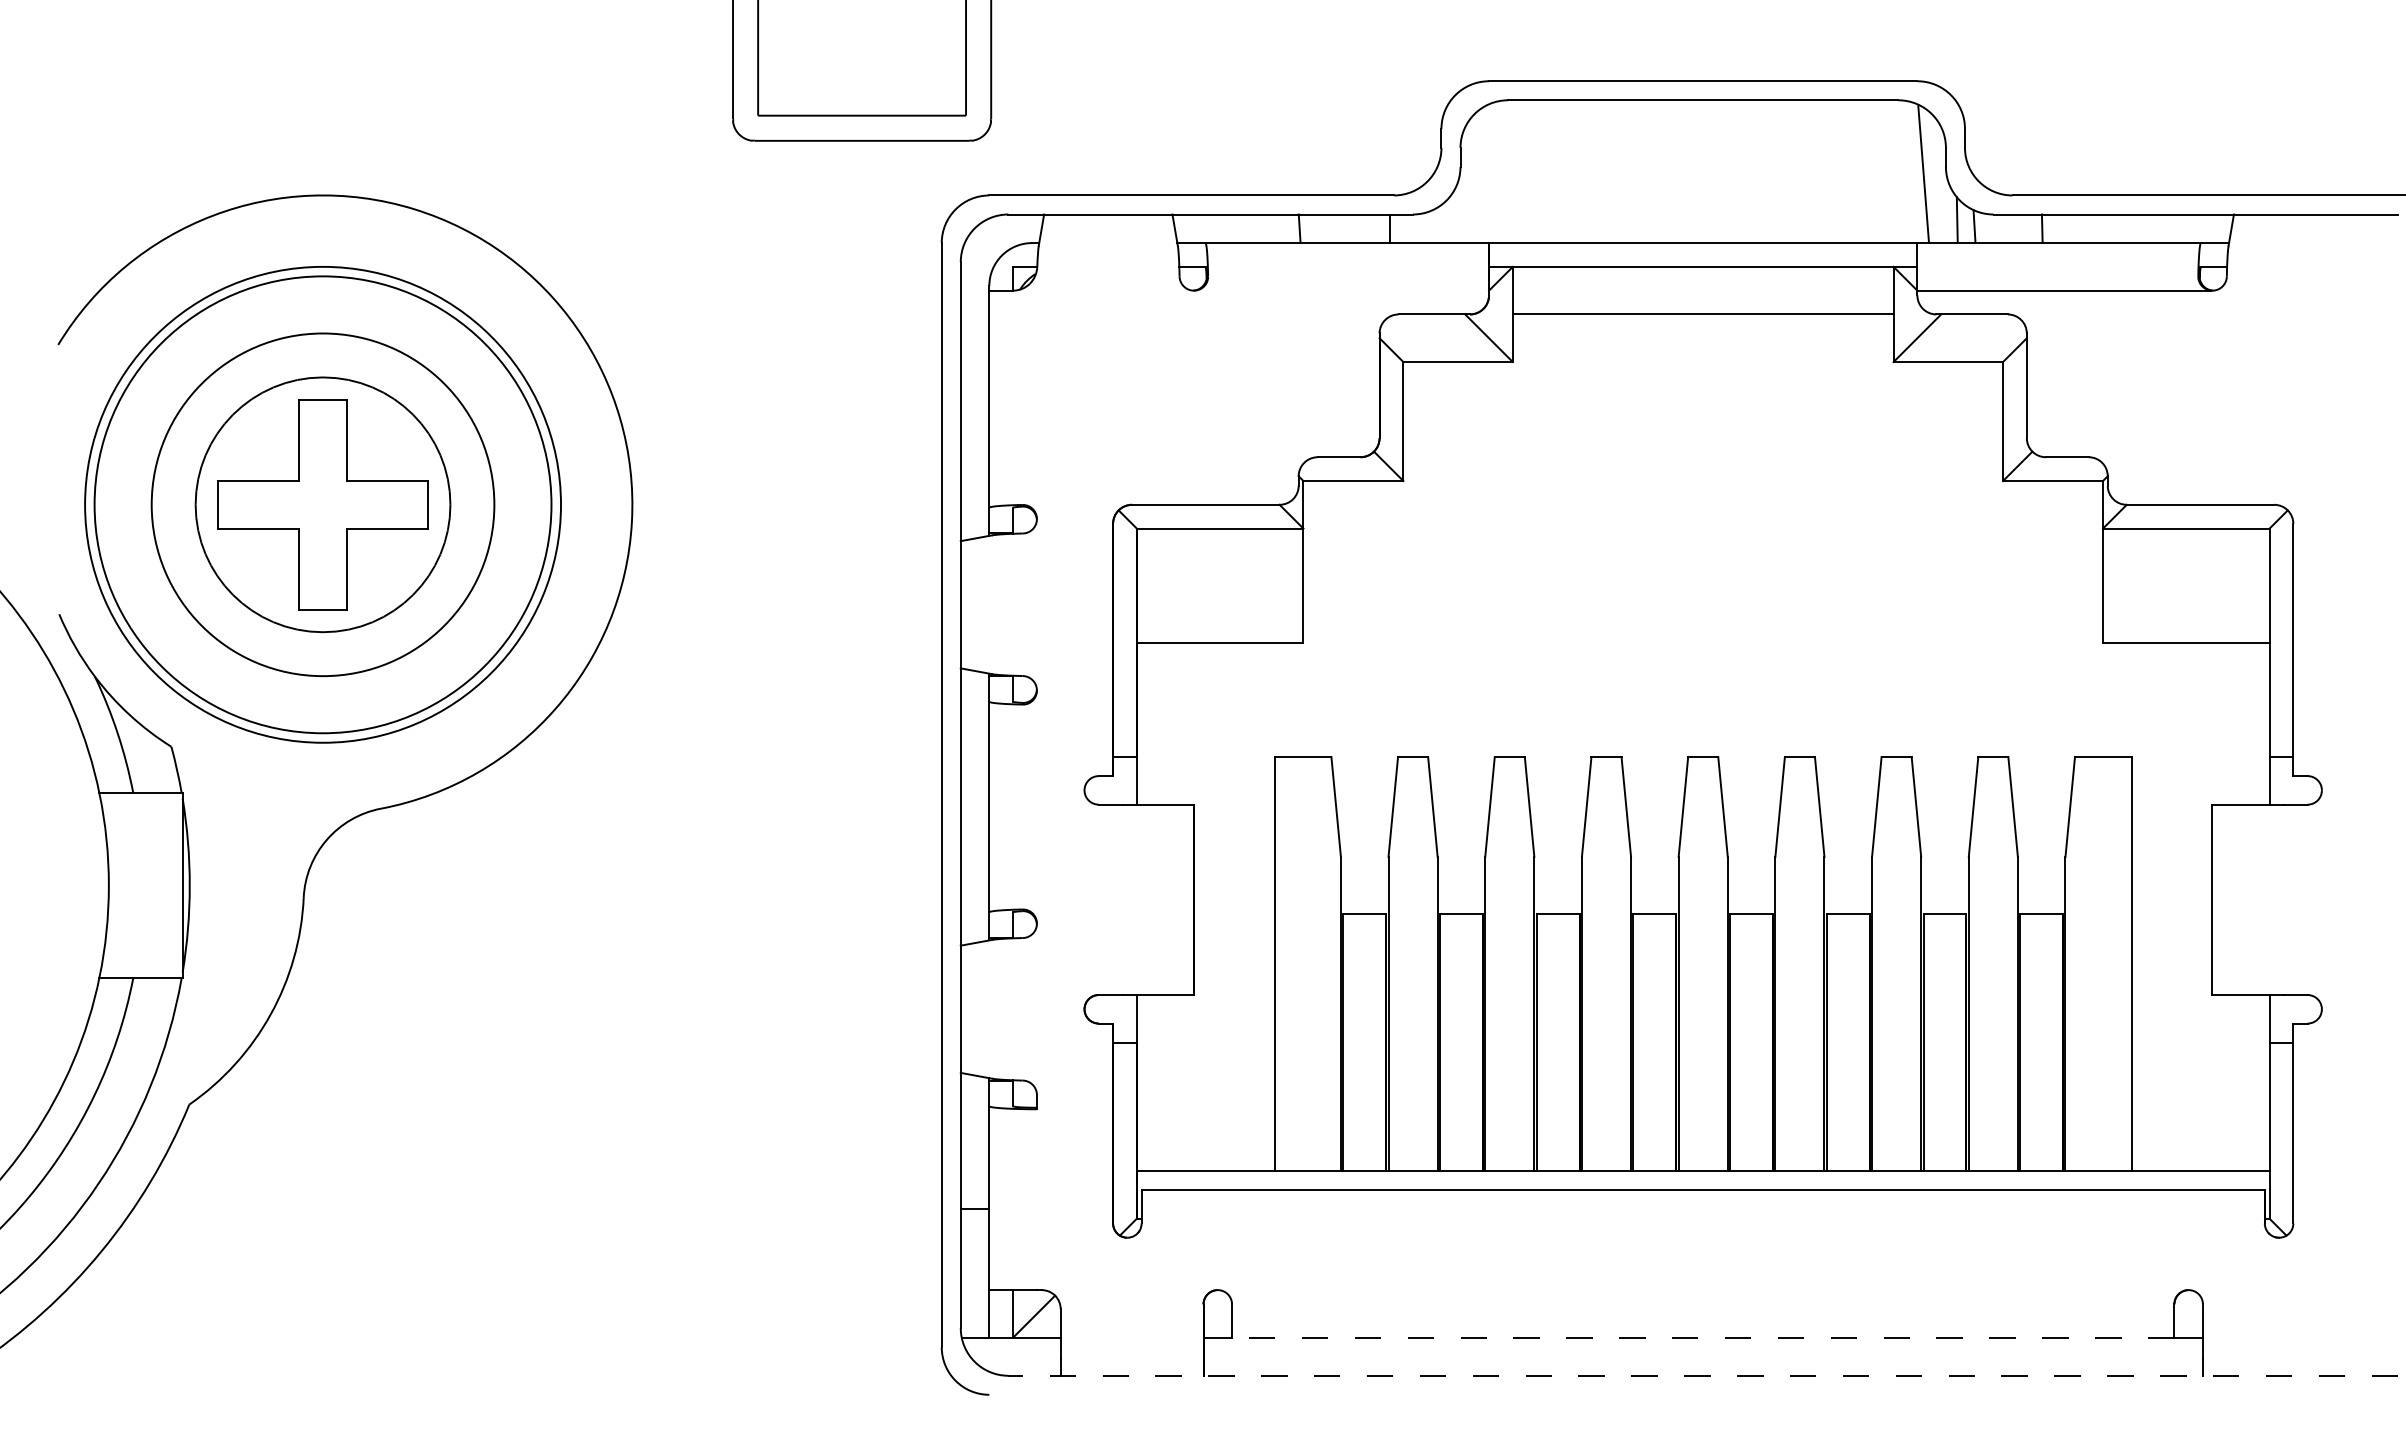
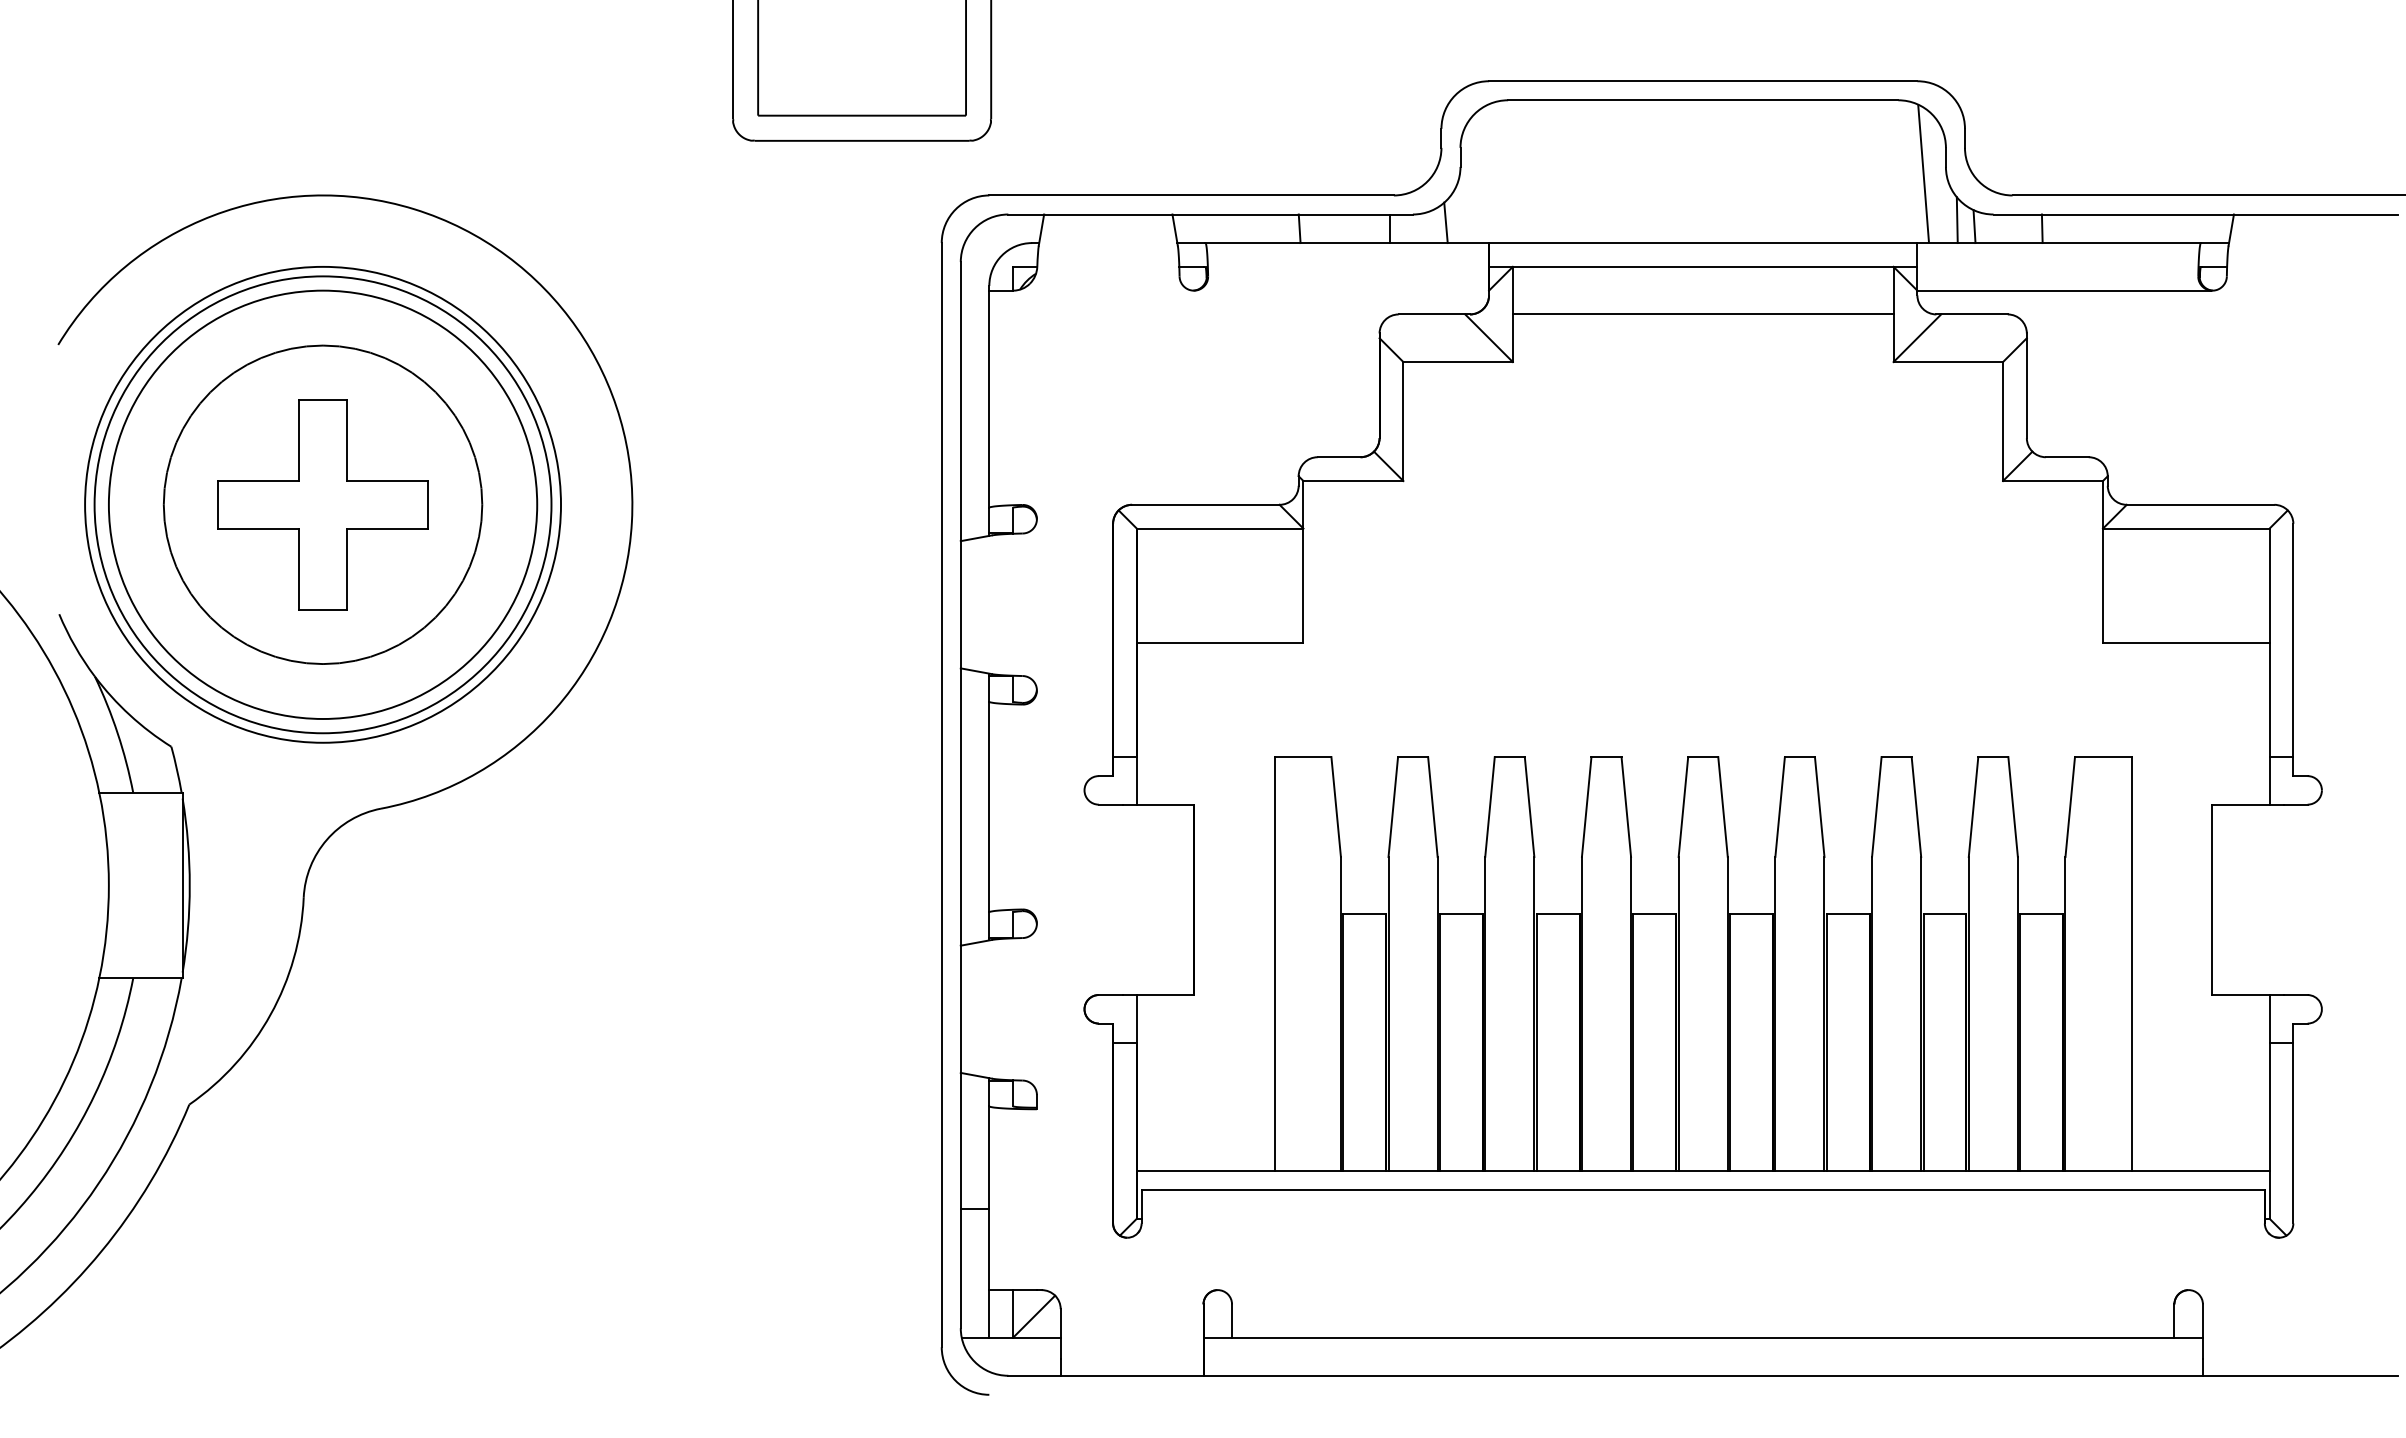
line: none -> present (1445, 222)
circle diameter: 255 px -> 318 px (322, 504)
circle diameter: 343 px -> 428 px (322, 504)
line: dashed -> solid (1702, 1337)
line: dashed -> solid (1703, 1375)
